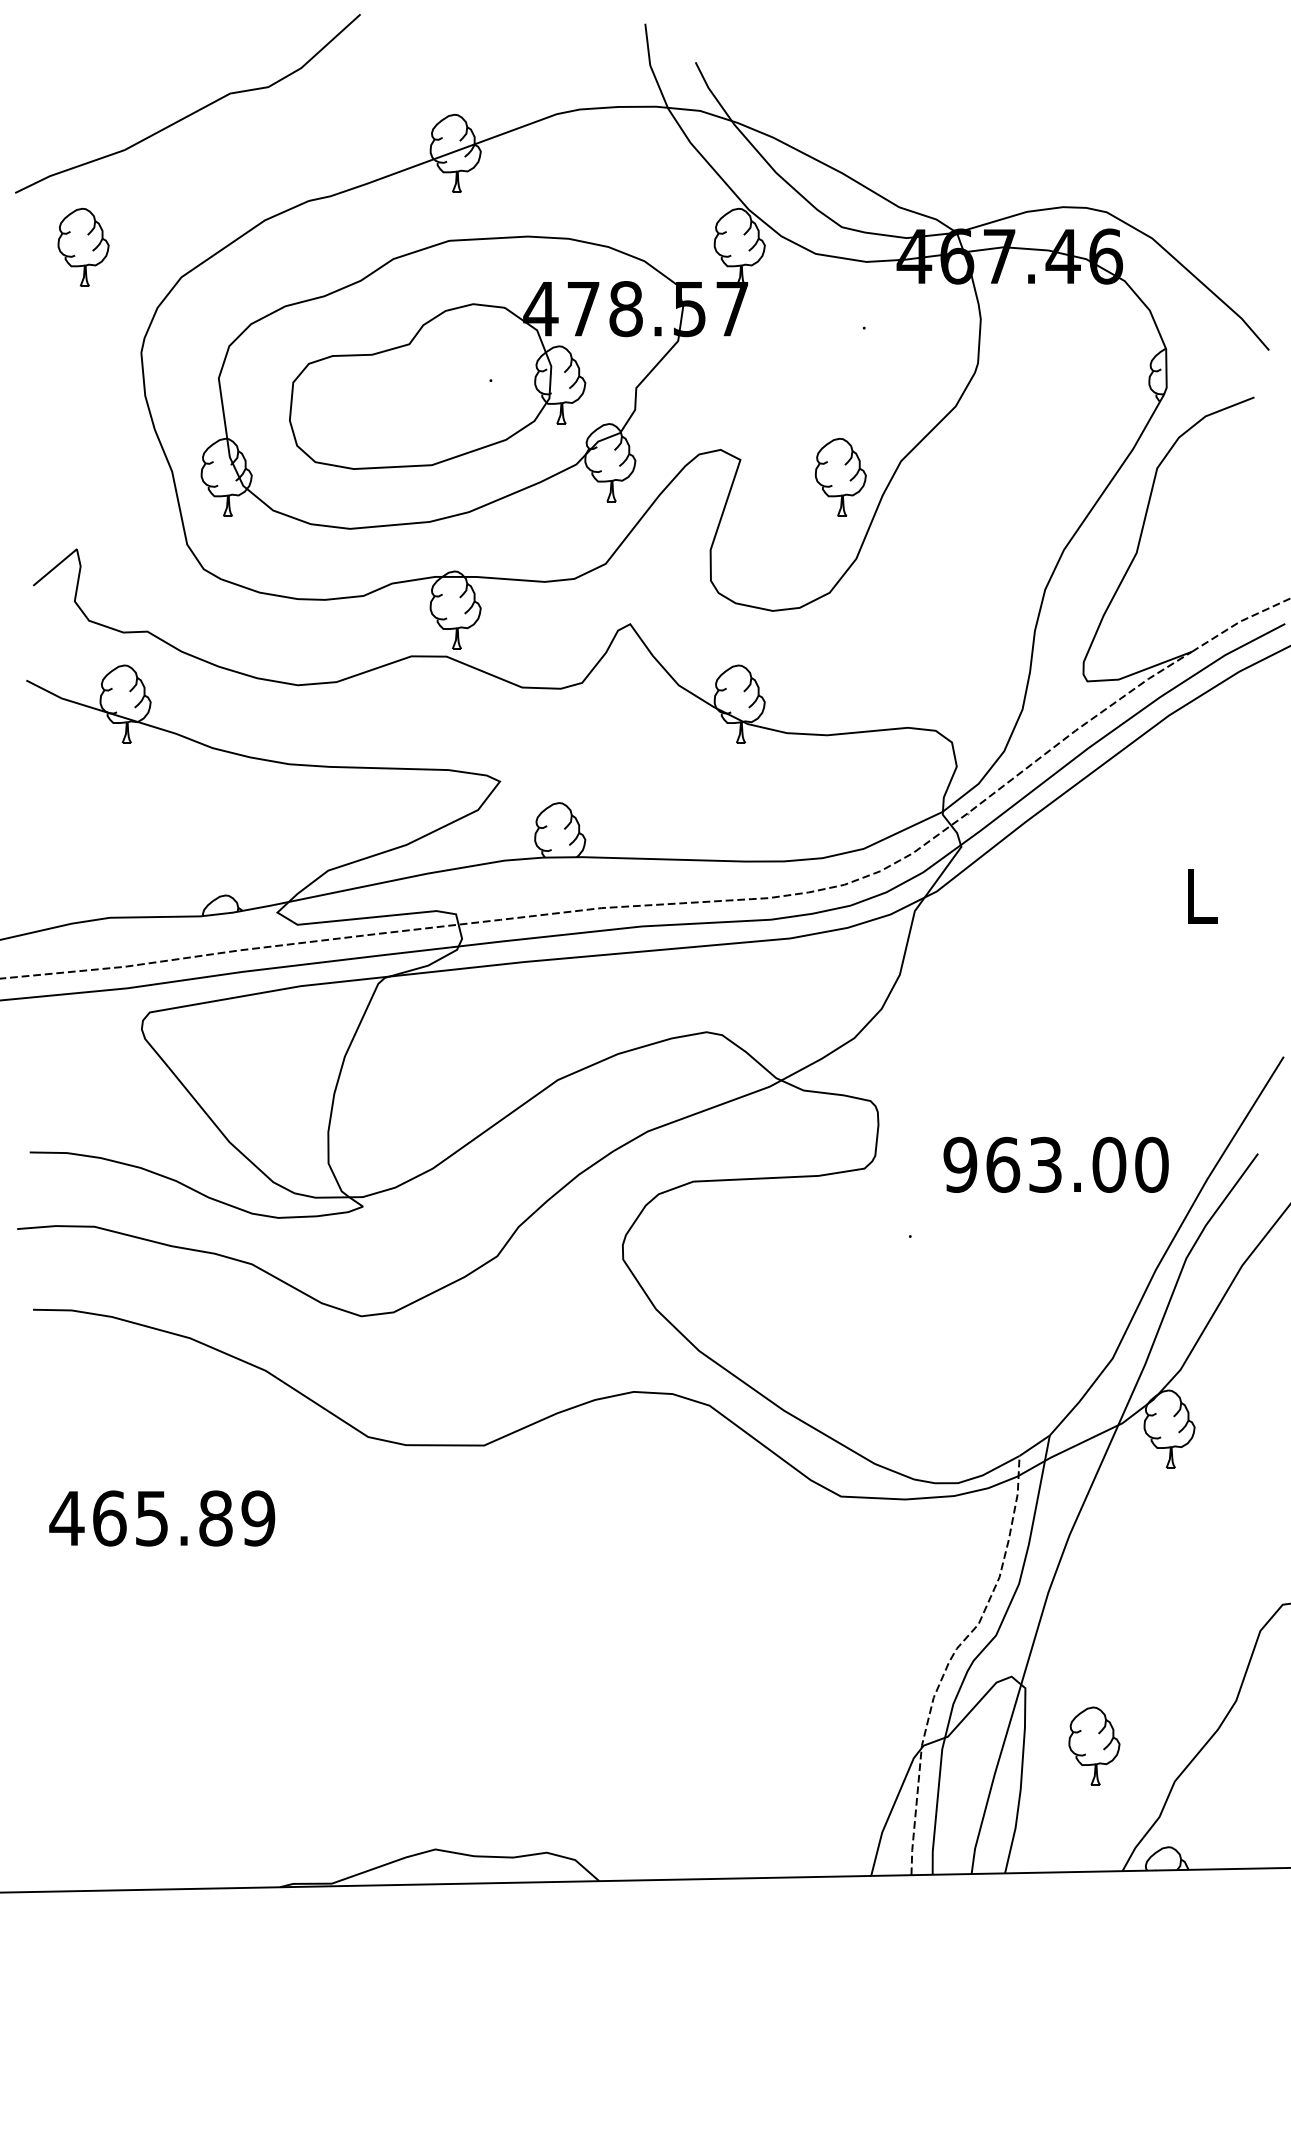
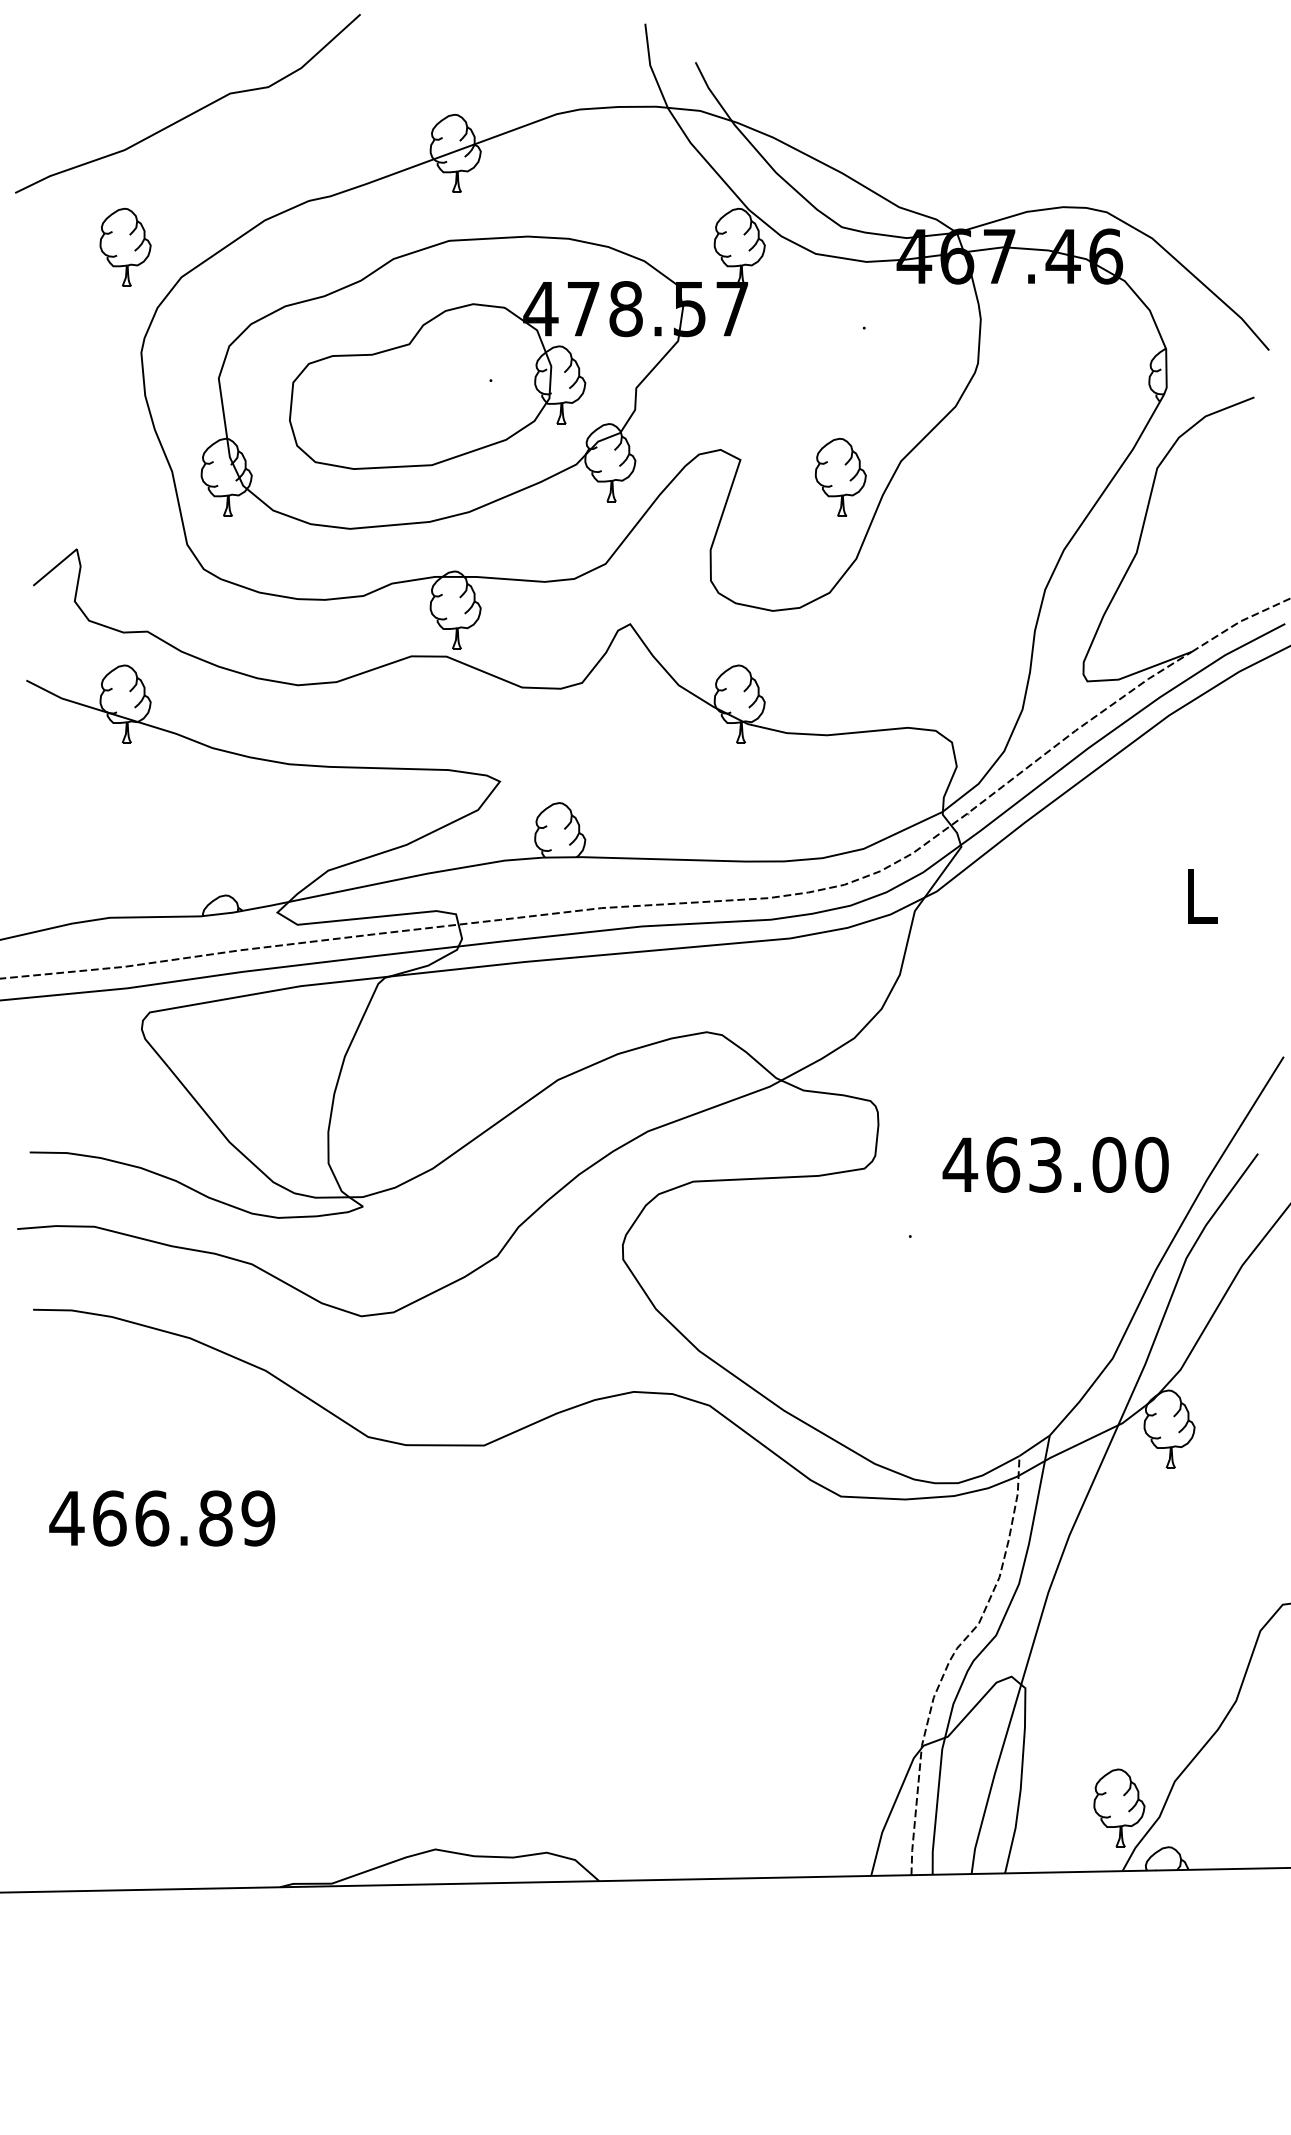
part position: (83, 246) -> (125, 246) (125, 246)
text: 963.00 -> 463.00 (960, 1164)
text: 465.89 -> 466.89 (152, 1518)
part position: (1094, 1745) -> (1119, 1807) (1119, 1807)
